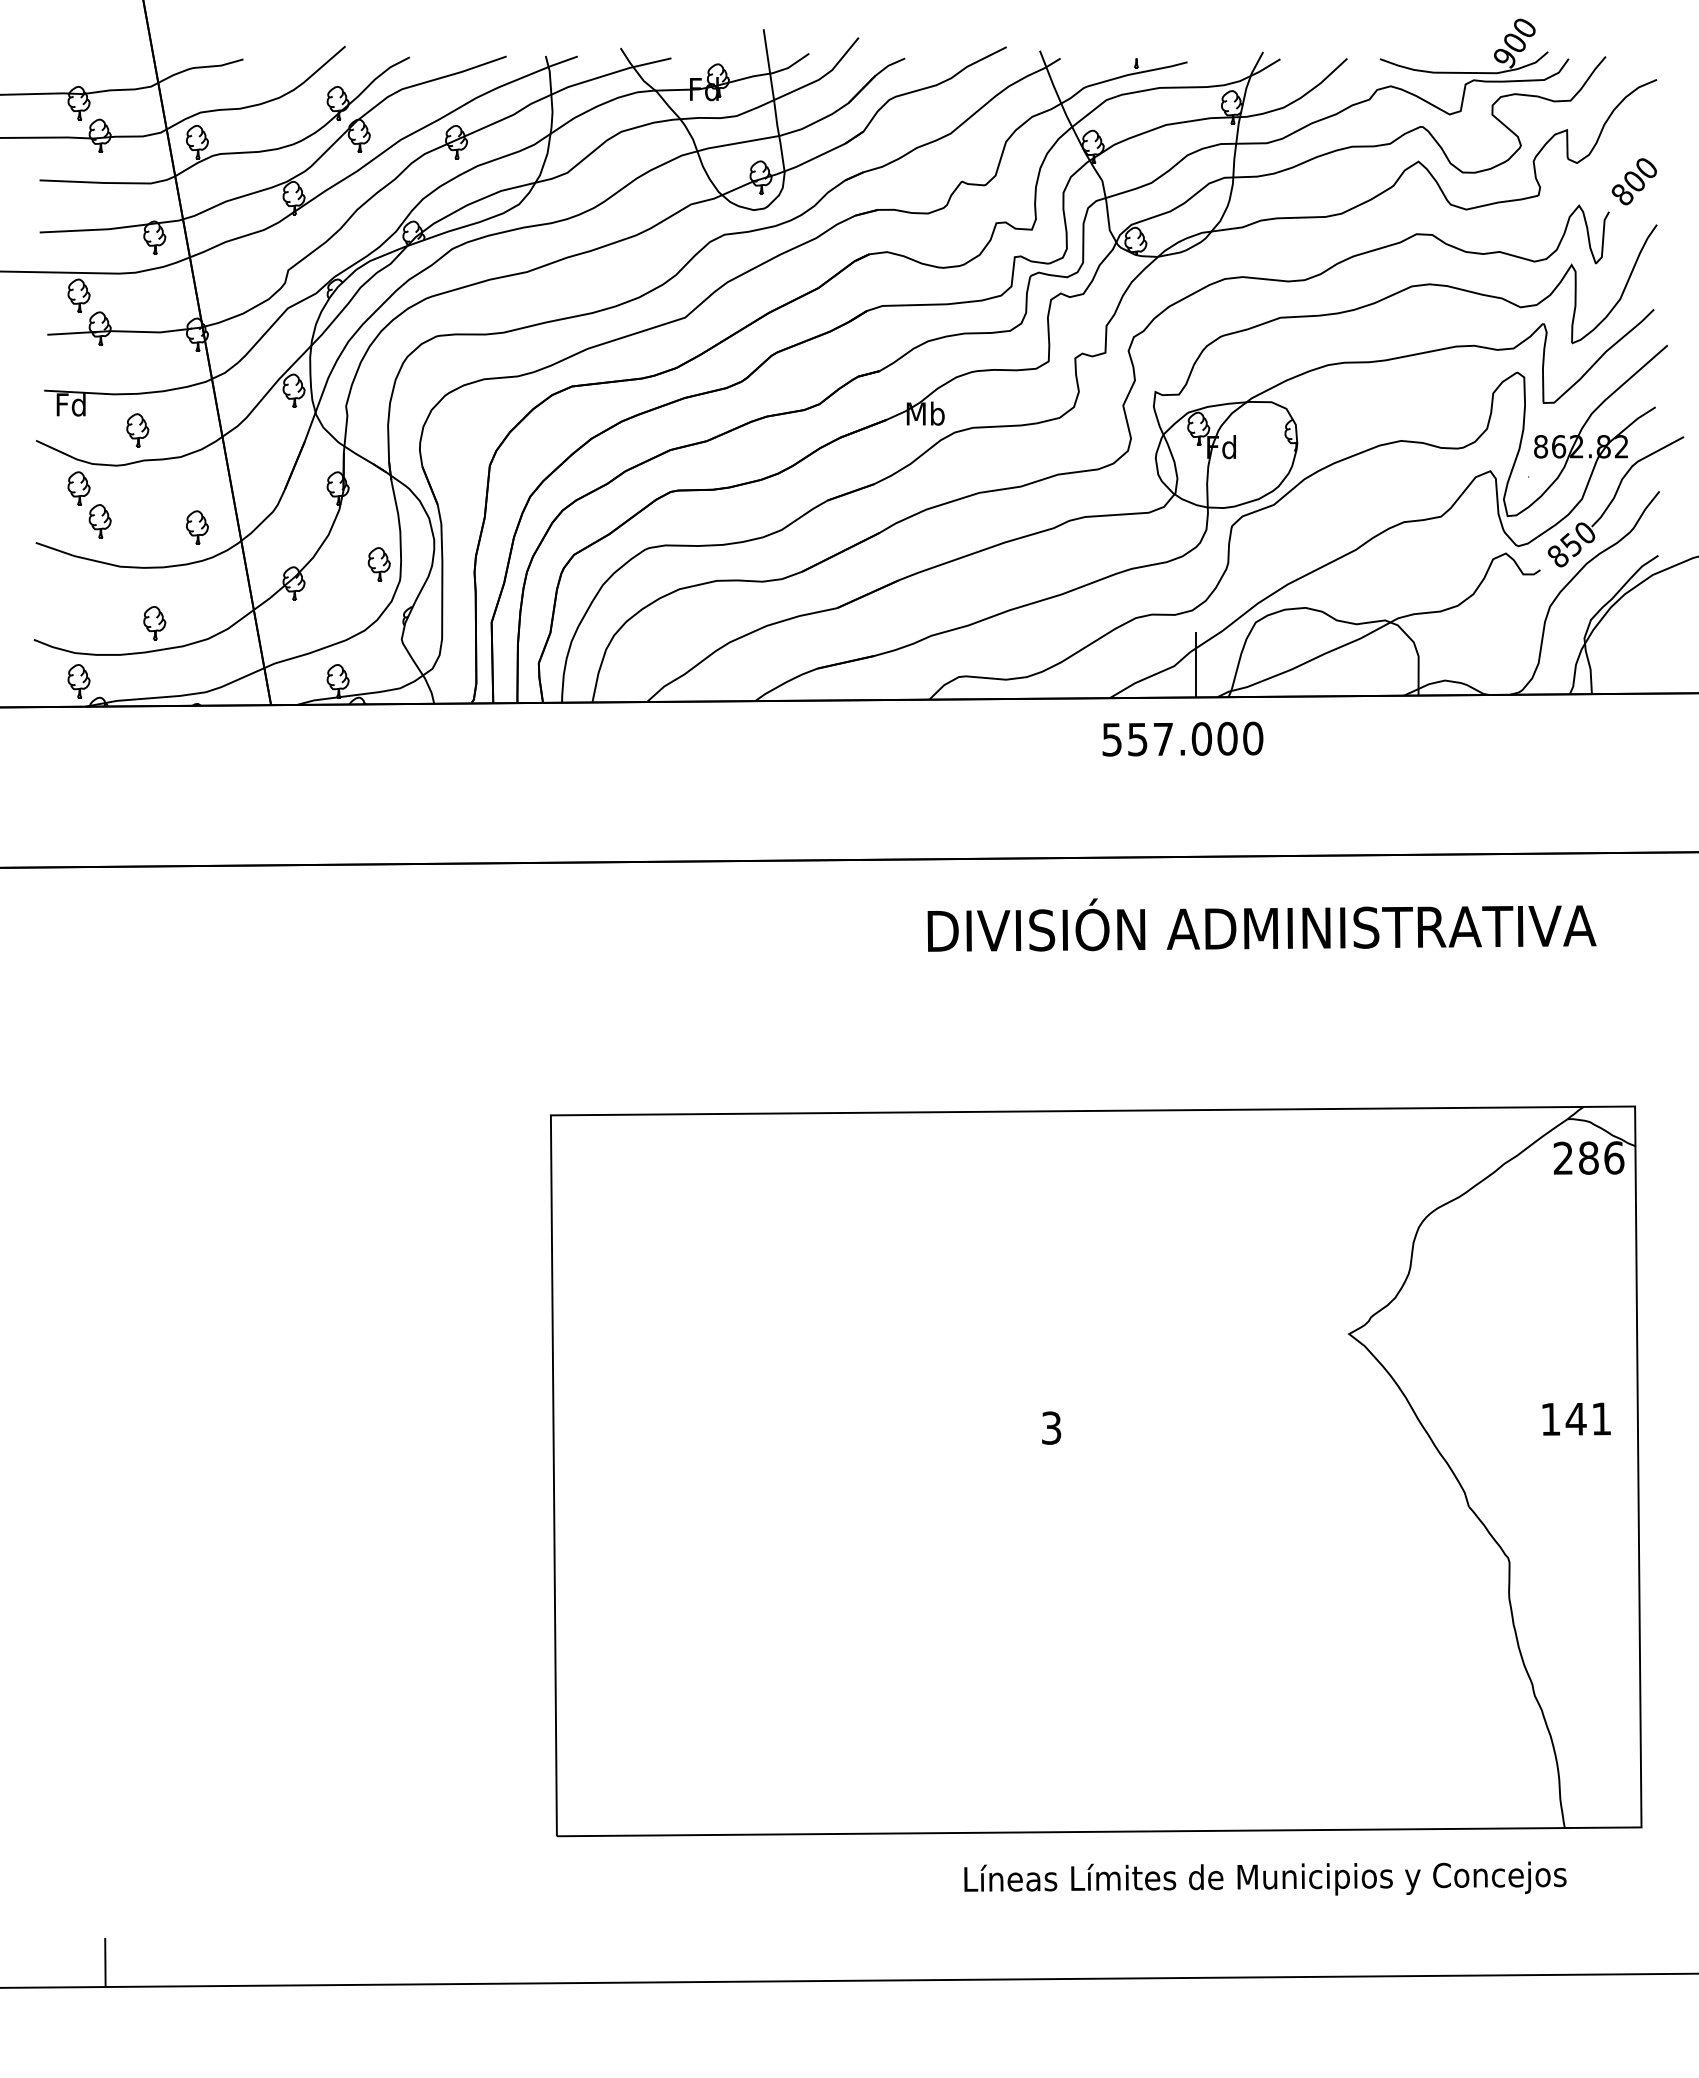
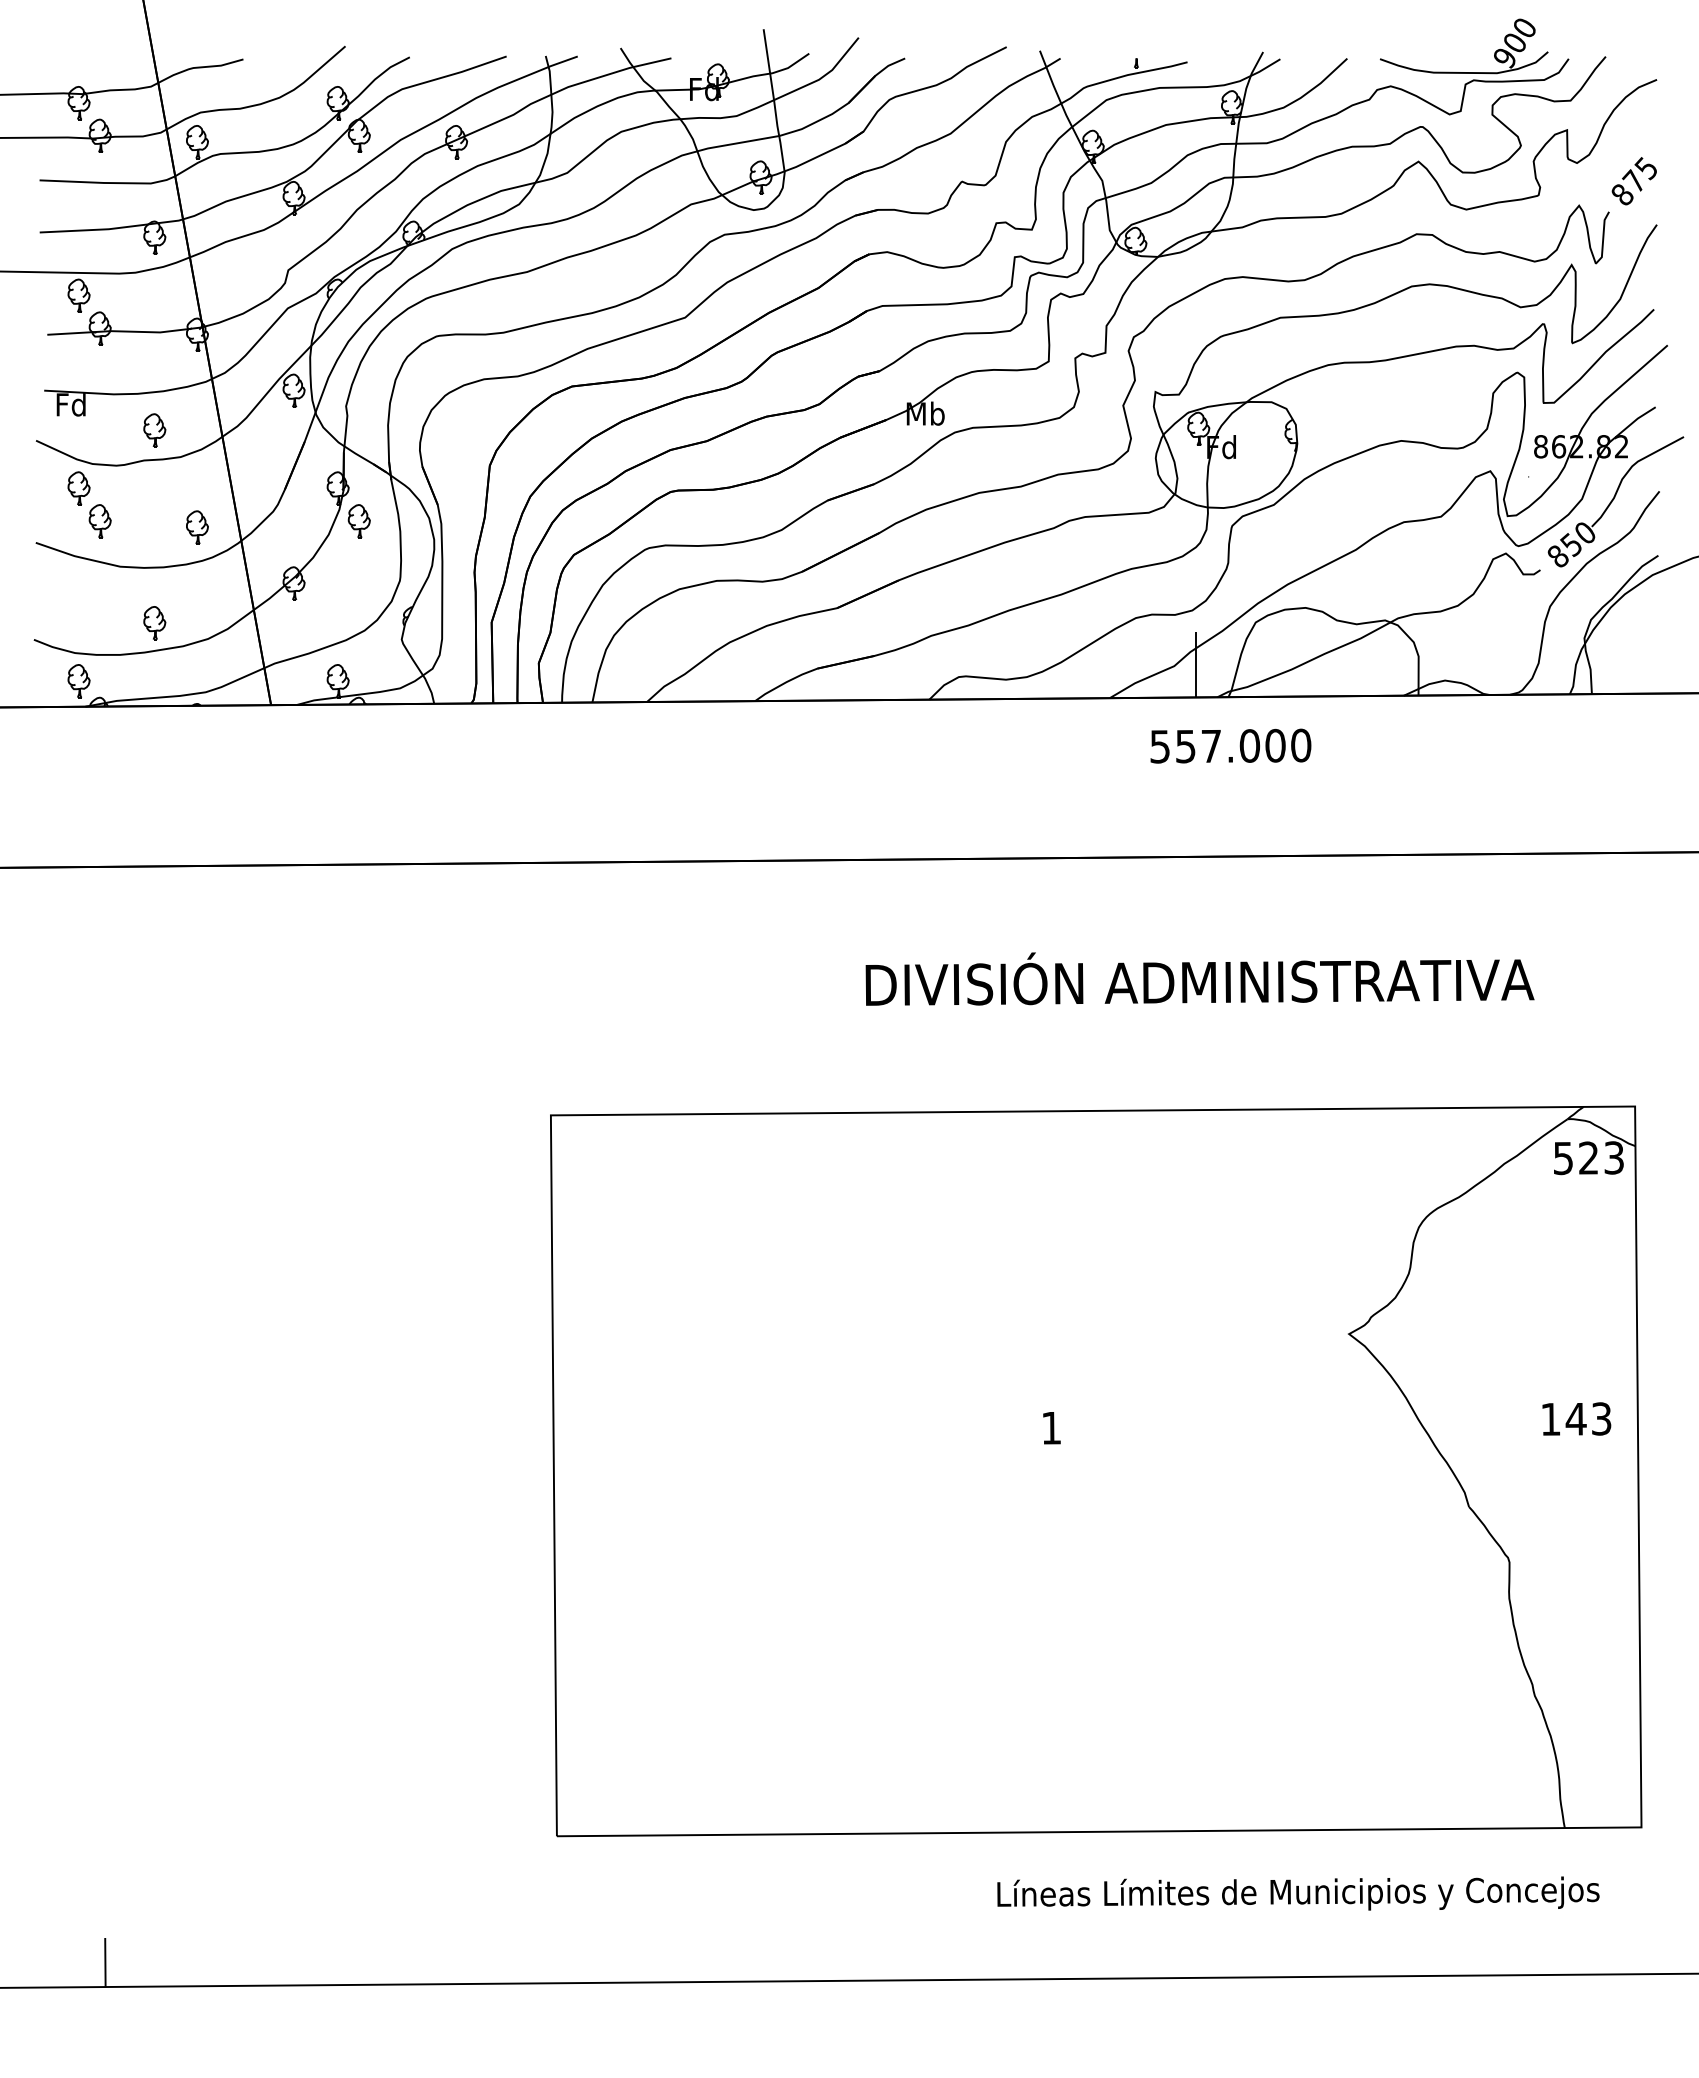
text: 800 -> 875 (1639, 174)
part position: (137, 430) -> (154, 430) (154, 430)
part position: (378, 564) -> (358, 521) (358, 521)
text position: (1182, 738) -> (1230, 745) (1230, 745)
text position: (1261, 924) -> (1199, 978) (1199, 978)
text: 286 -> 523 (1588, 1158)
text: 141 -> 143 (1601, 1418)
text: 3 -> 1 (1051, 1427)
text position: (1265, 1878) -> (1298, 1893) (1298, 1893)
